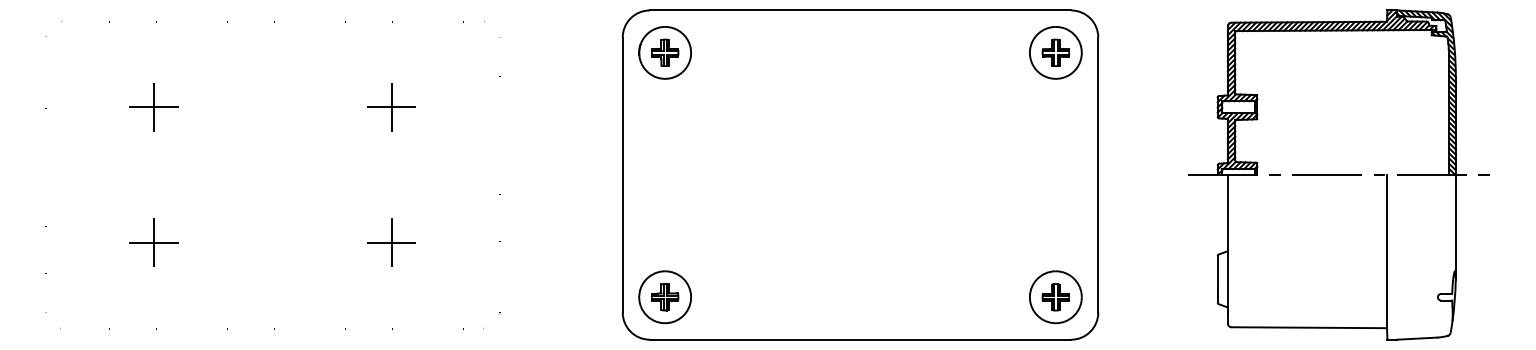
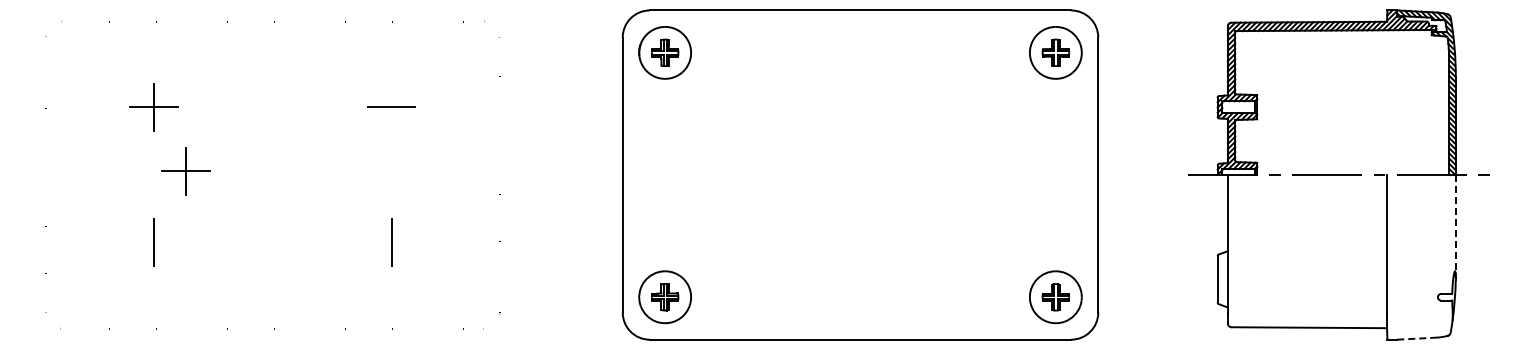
line: present -> none (391, 107)
part: none -> present (185, 171)
line: solid -> dashed (1455, 224)
line: present -> none (153, 242)
line: present -> none (391, 242)
line: solid -> dashed (1417, 338)
